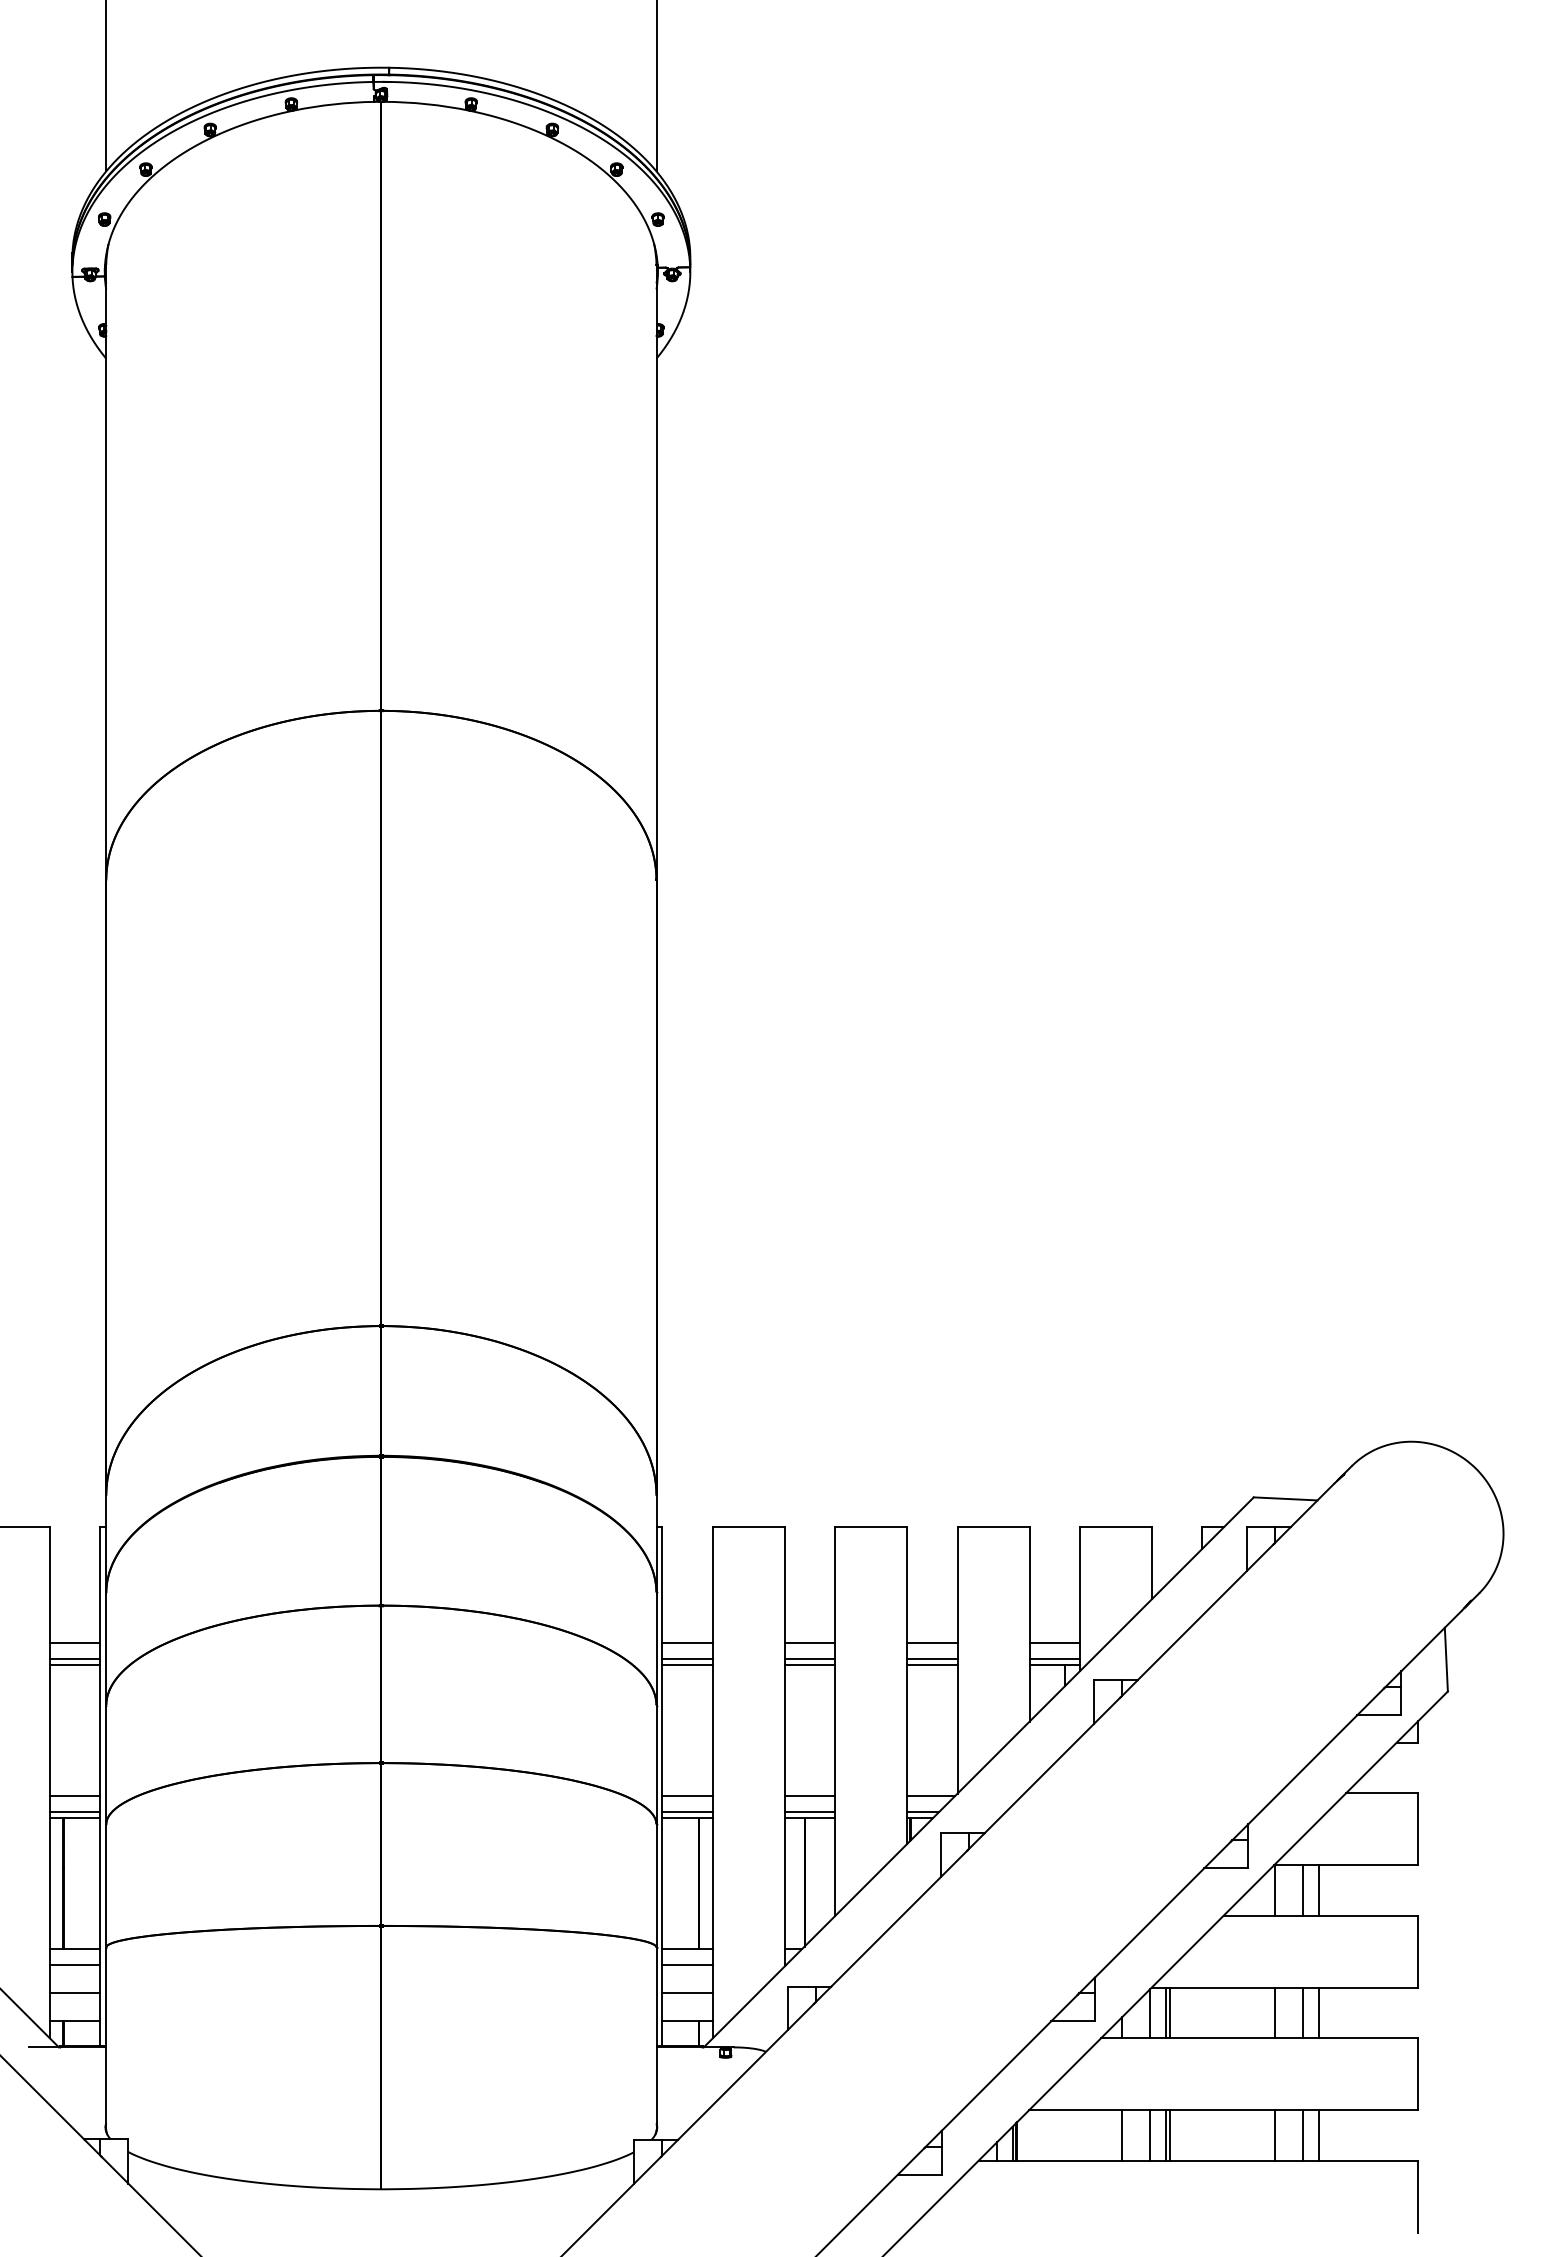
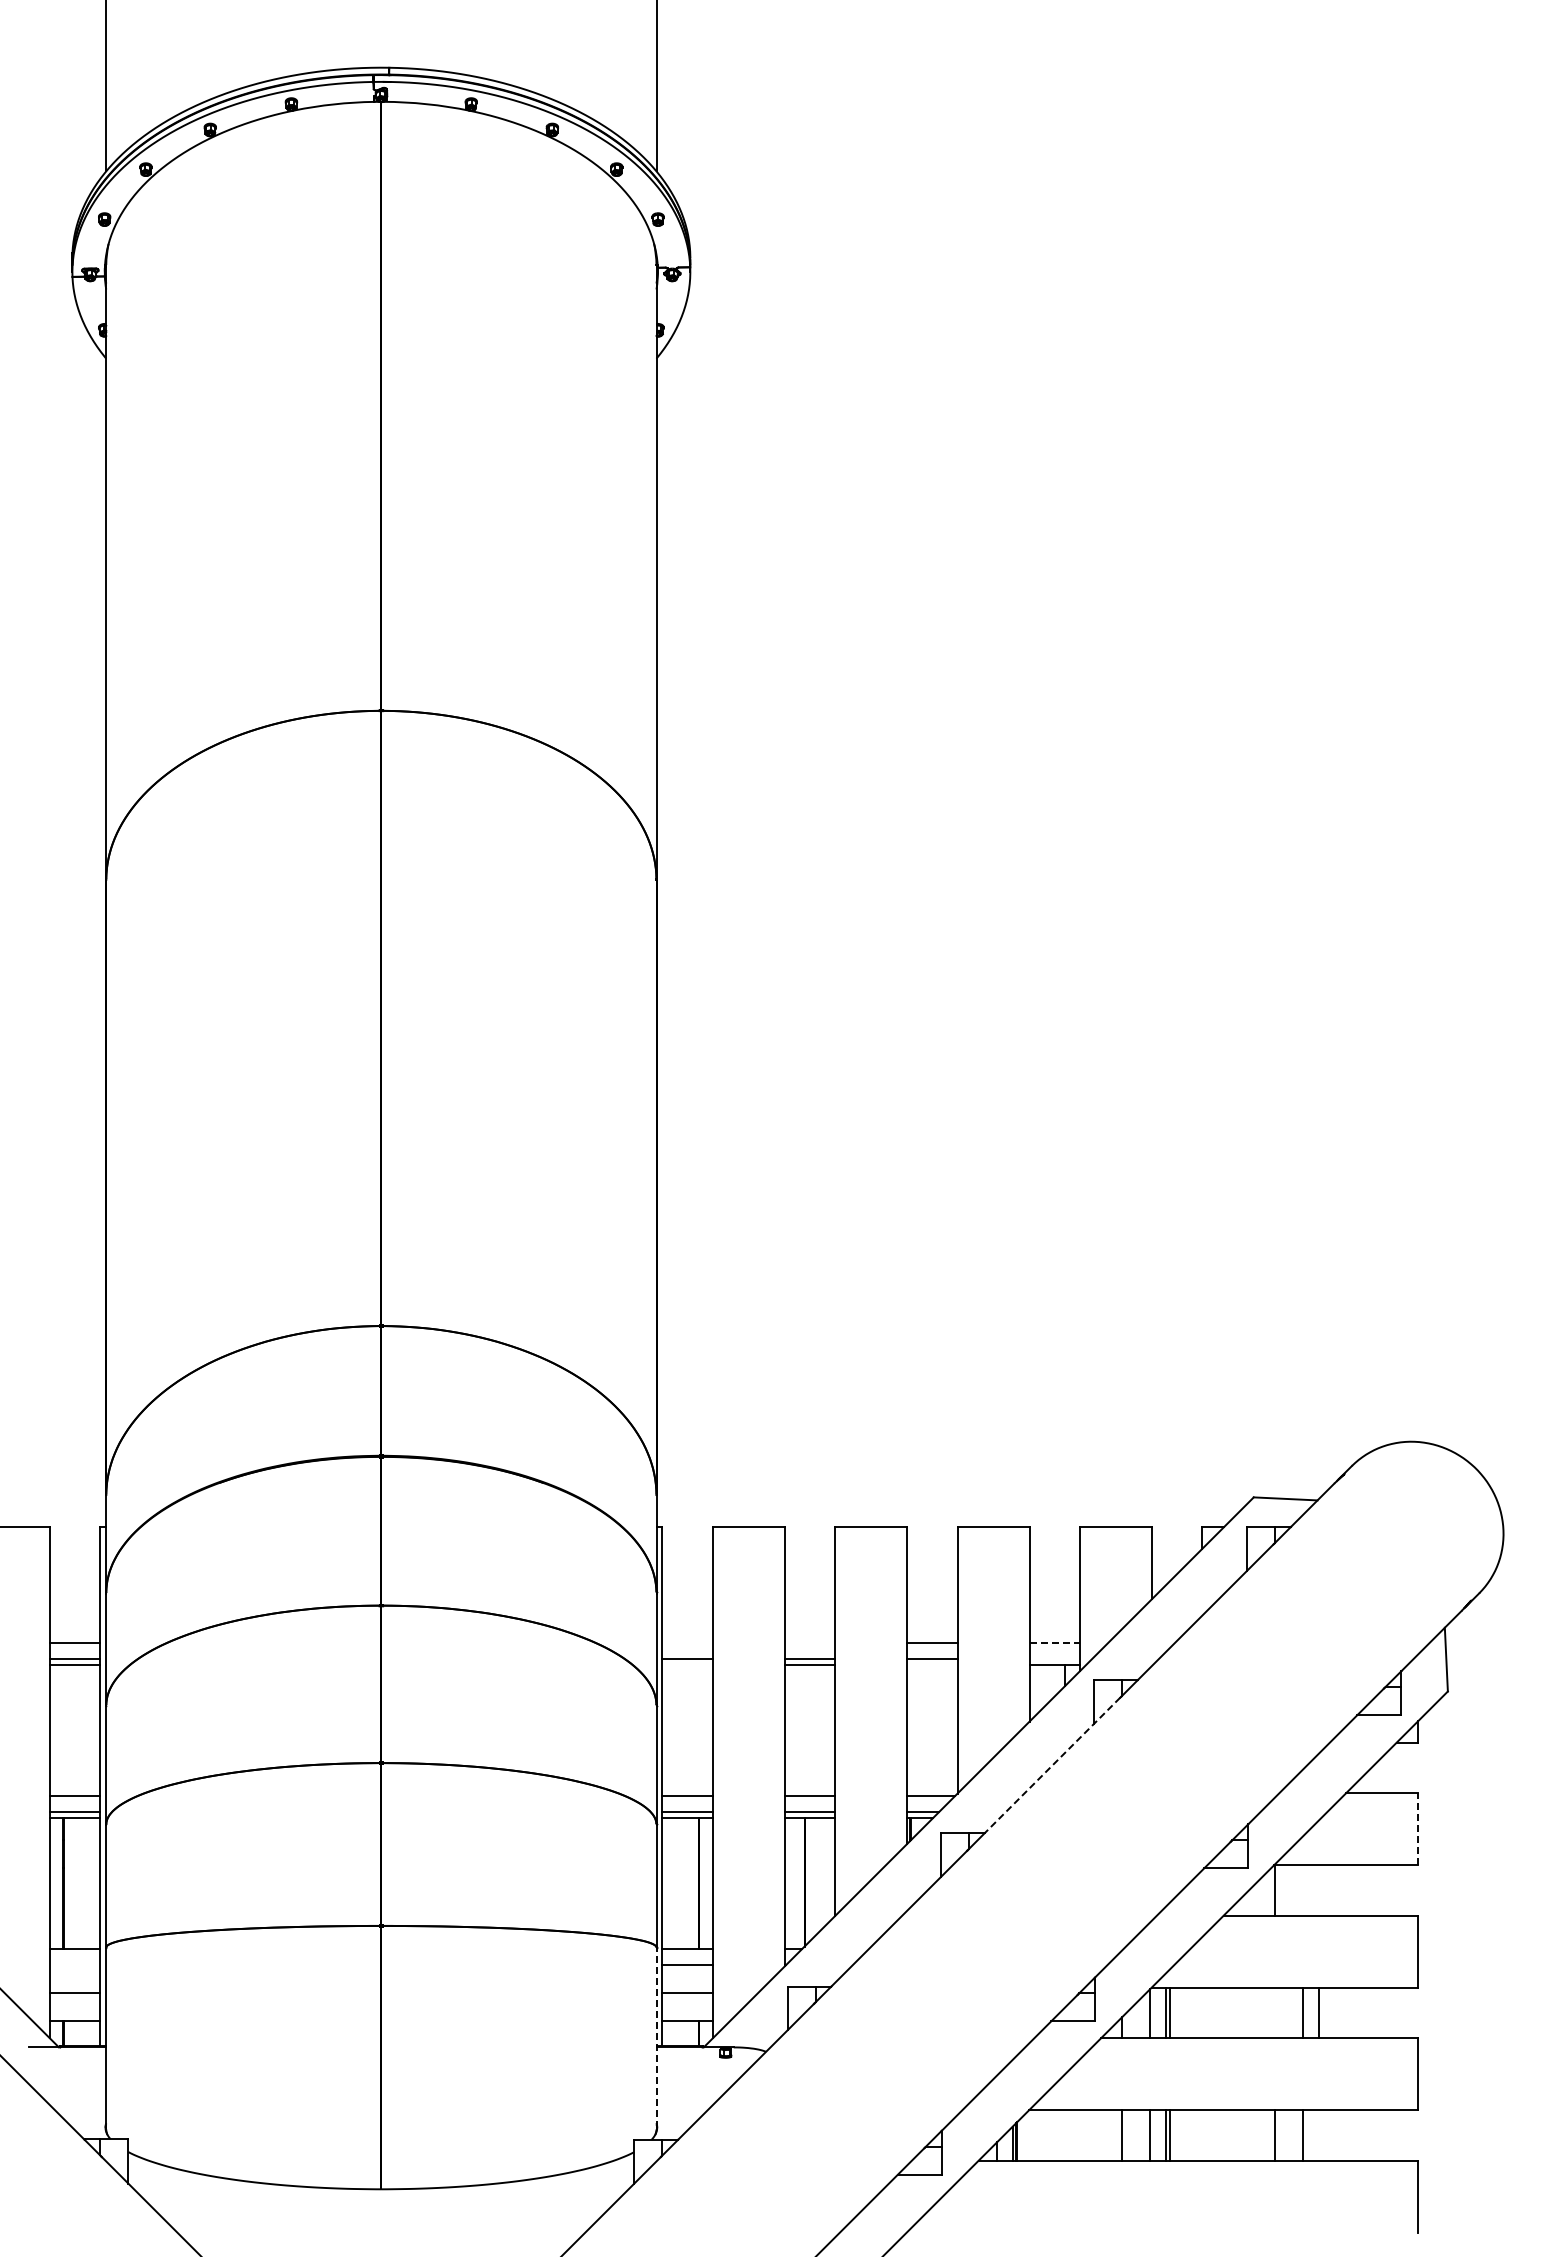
line: present -> none (687, 1643)
line: present -> none (809, 1643)
line: solid -> dashed (1055, 1643)
line: present -> none (1054, 1658)
line: present -> none (687, 1665)
line: present -> none (932, 1665)
line: solid -> dashed (1052, 1765)
line: solid -> dashed (1417, 1828)
line: present -> none (1303, 1890)
line: present -> none (1319, 1890)
line: present -> none (75, 1965)
line: present -> none (1275, 2012)
line: solid -> dashed (656, 2037)
line: present -> none (1319, 2135)
